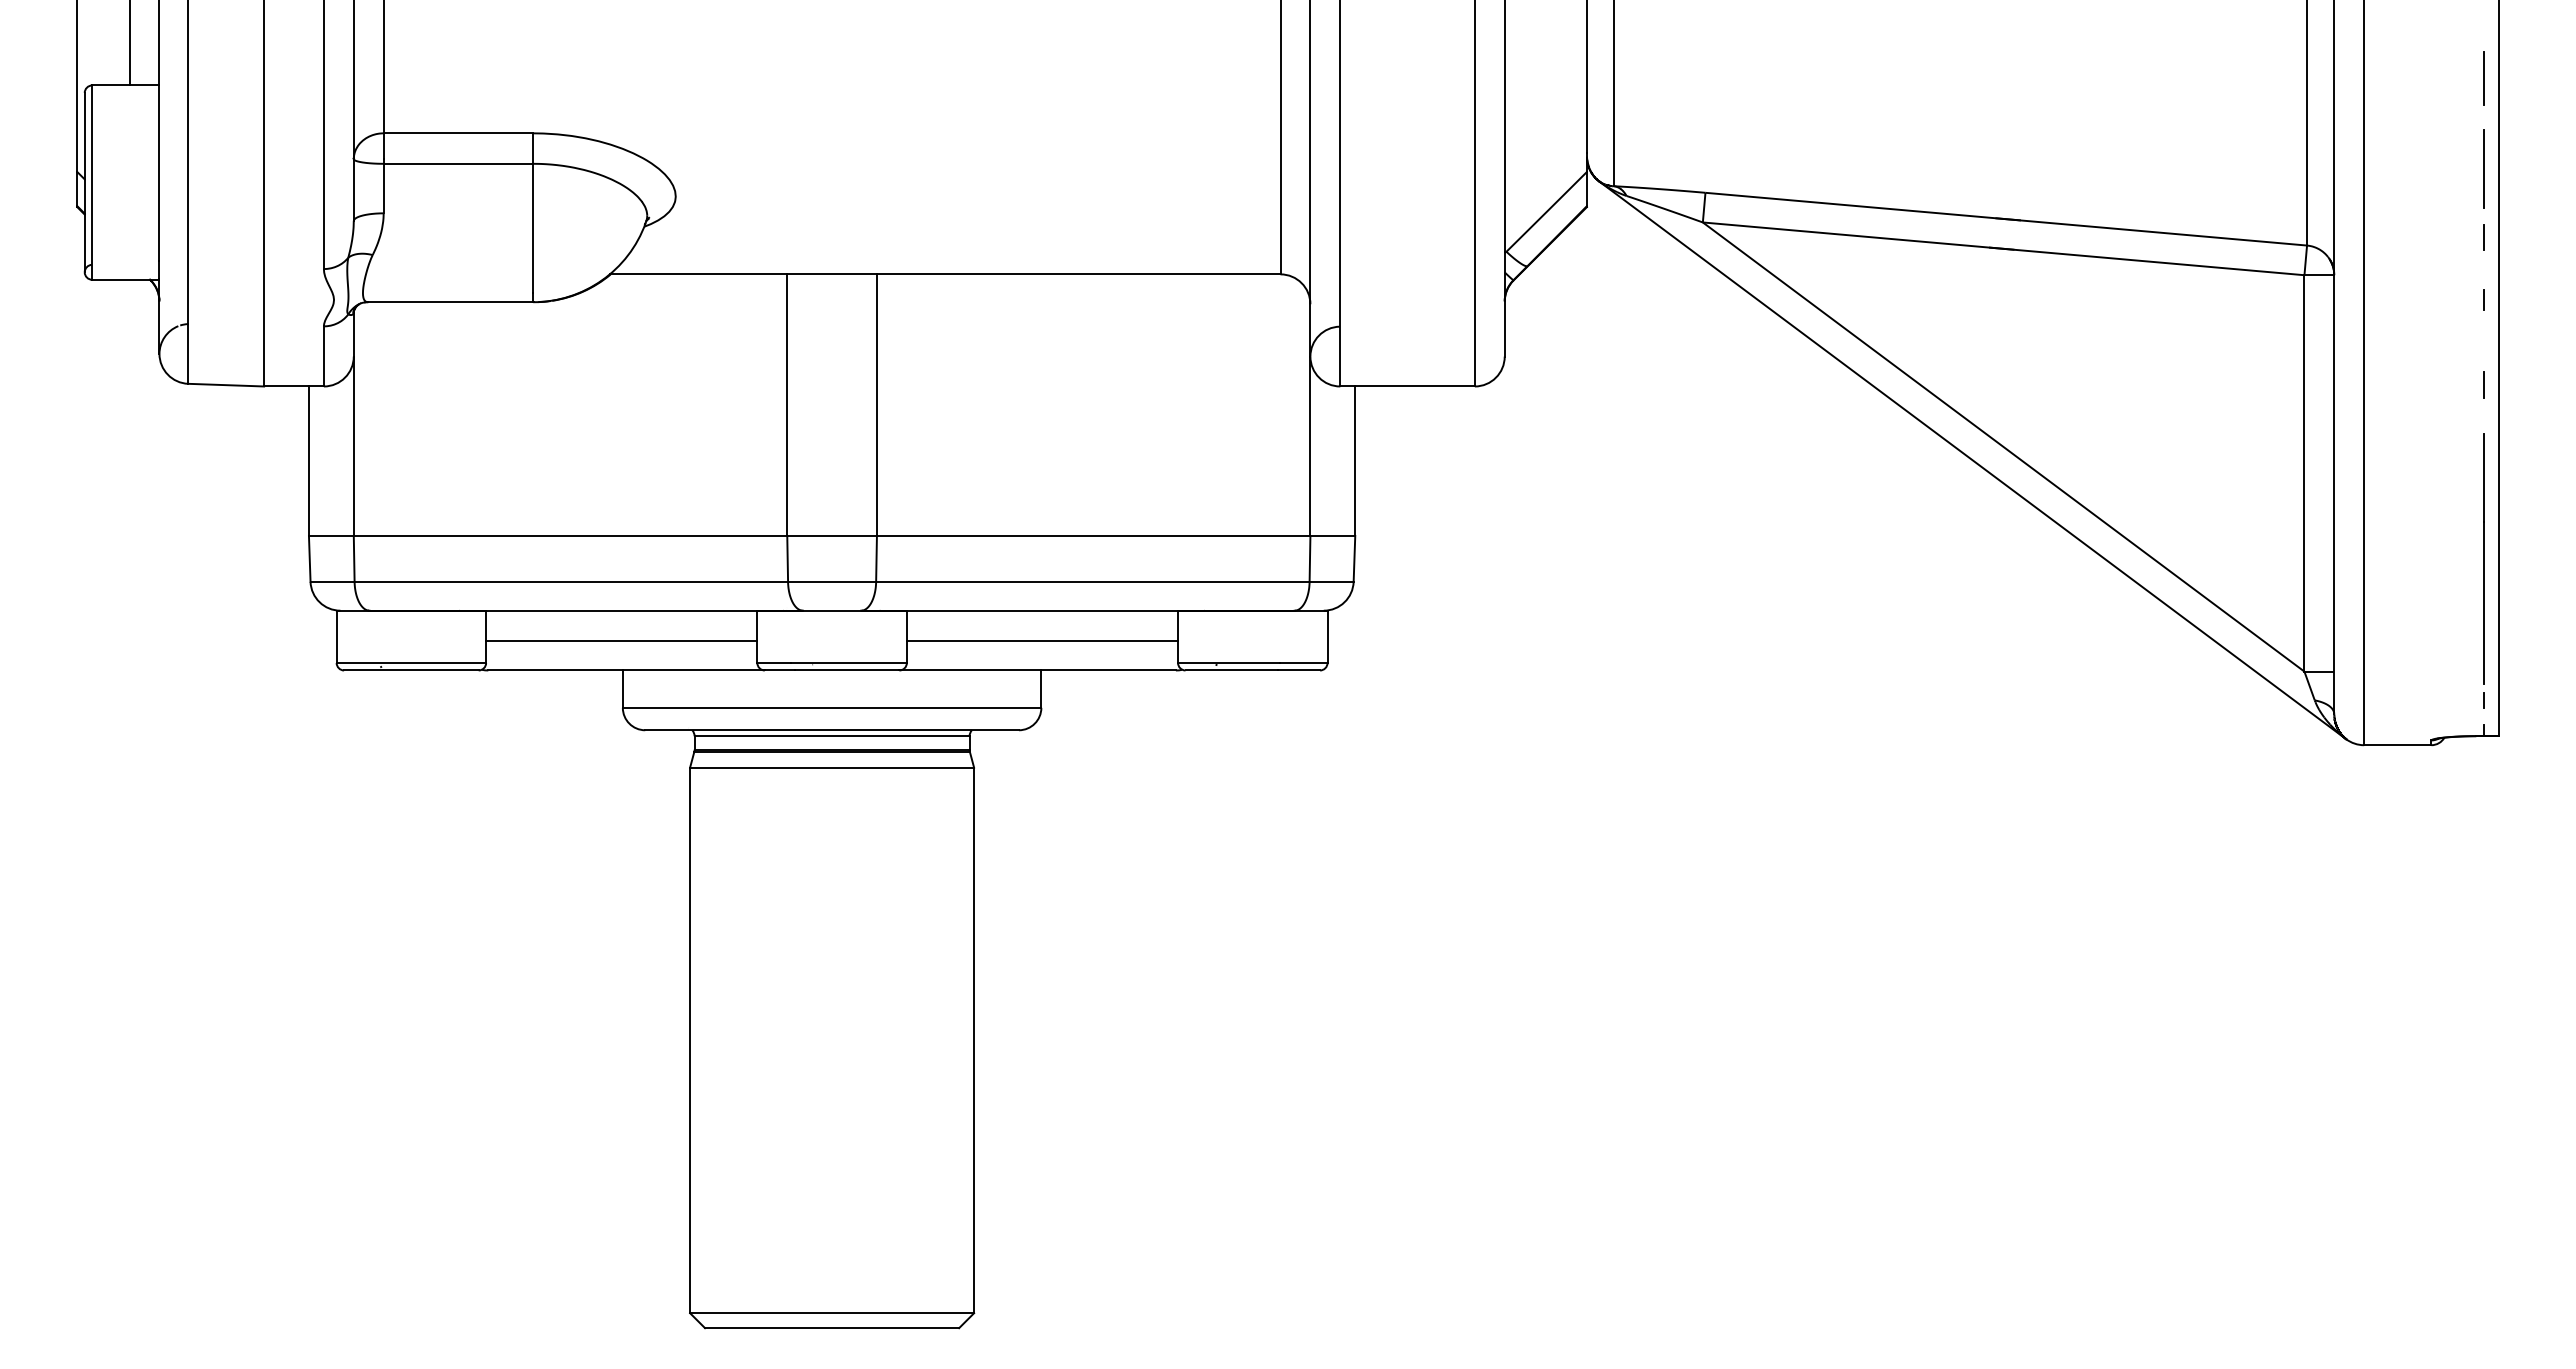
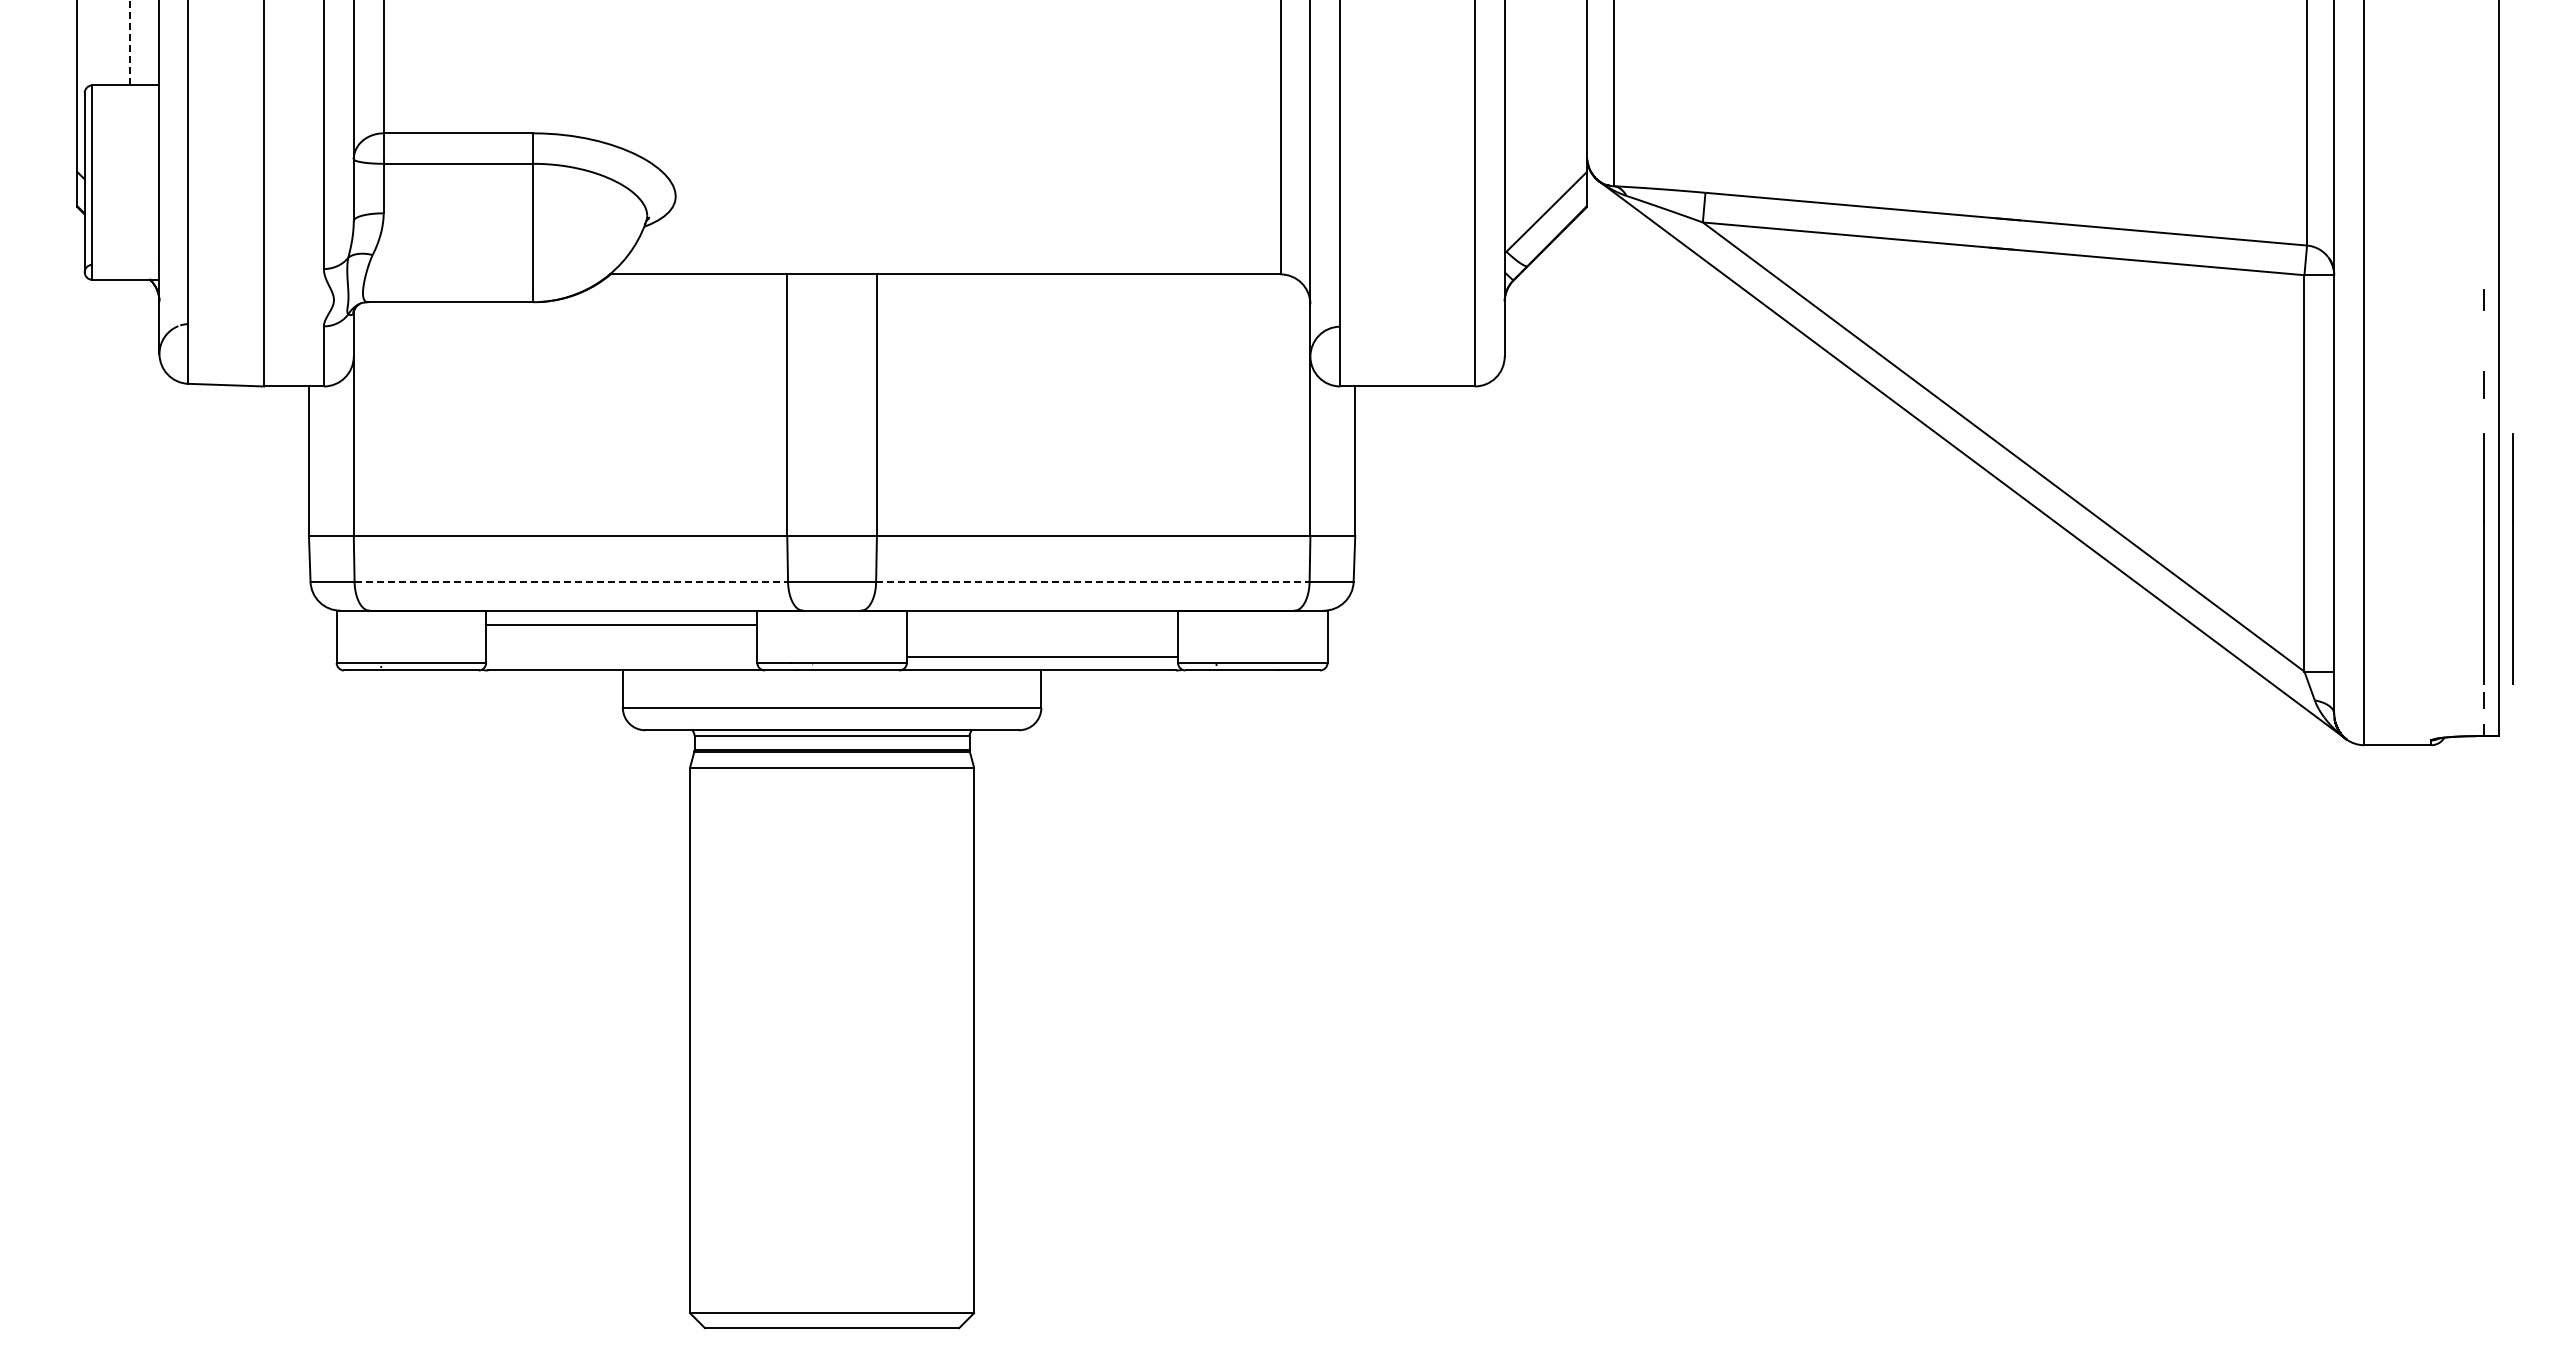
line: solid -> dashed (129, 42)
line: present -> none (2483, 78)
line: present -> none (2483, 168)
line: present -> none (2483, 236)
line: none -> present (2512, 558)
line: solid -> dashed (571, 581)
line: solid -> dashed (1092, 581)
line position: (621, 640) -> (621, 624) (621, 624)
line position: (1042, 640) -> (1042, 656) (1042, 656)
